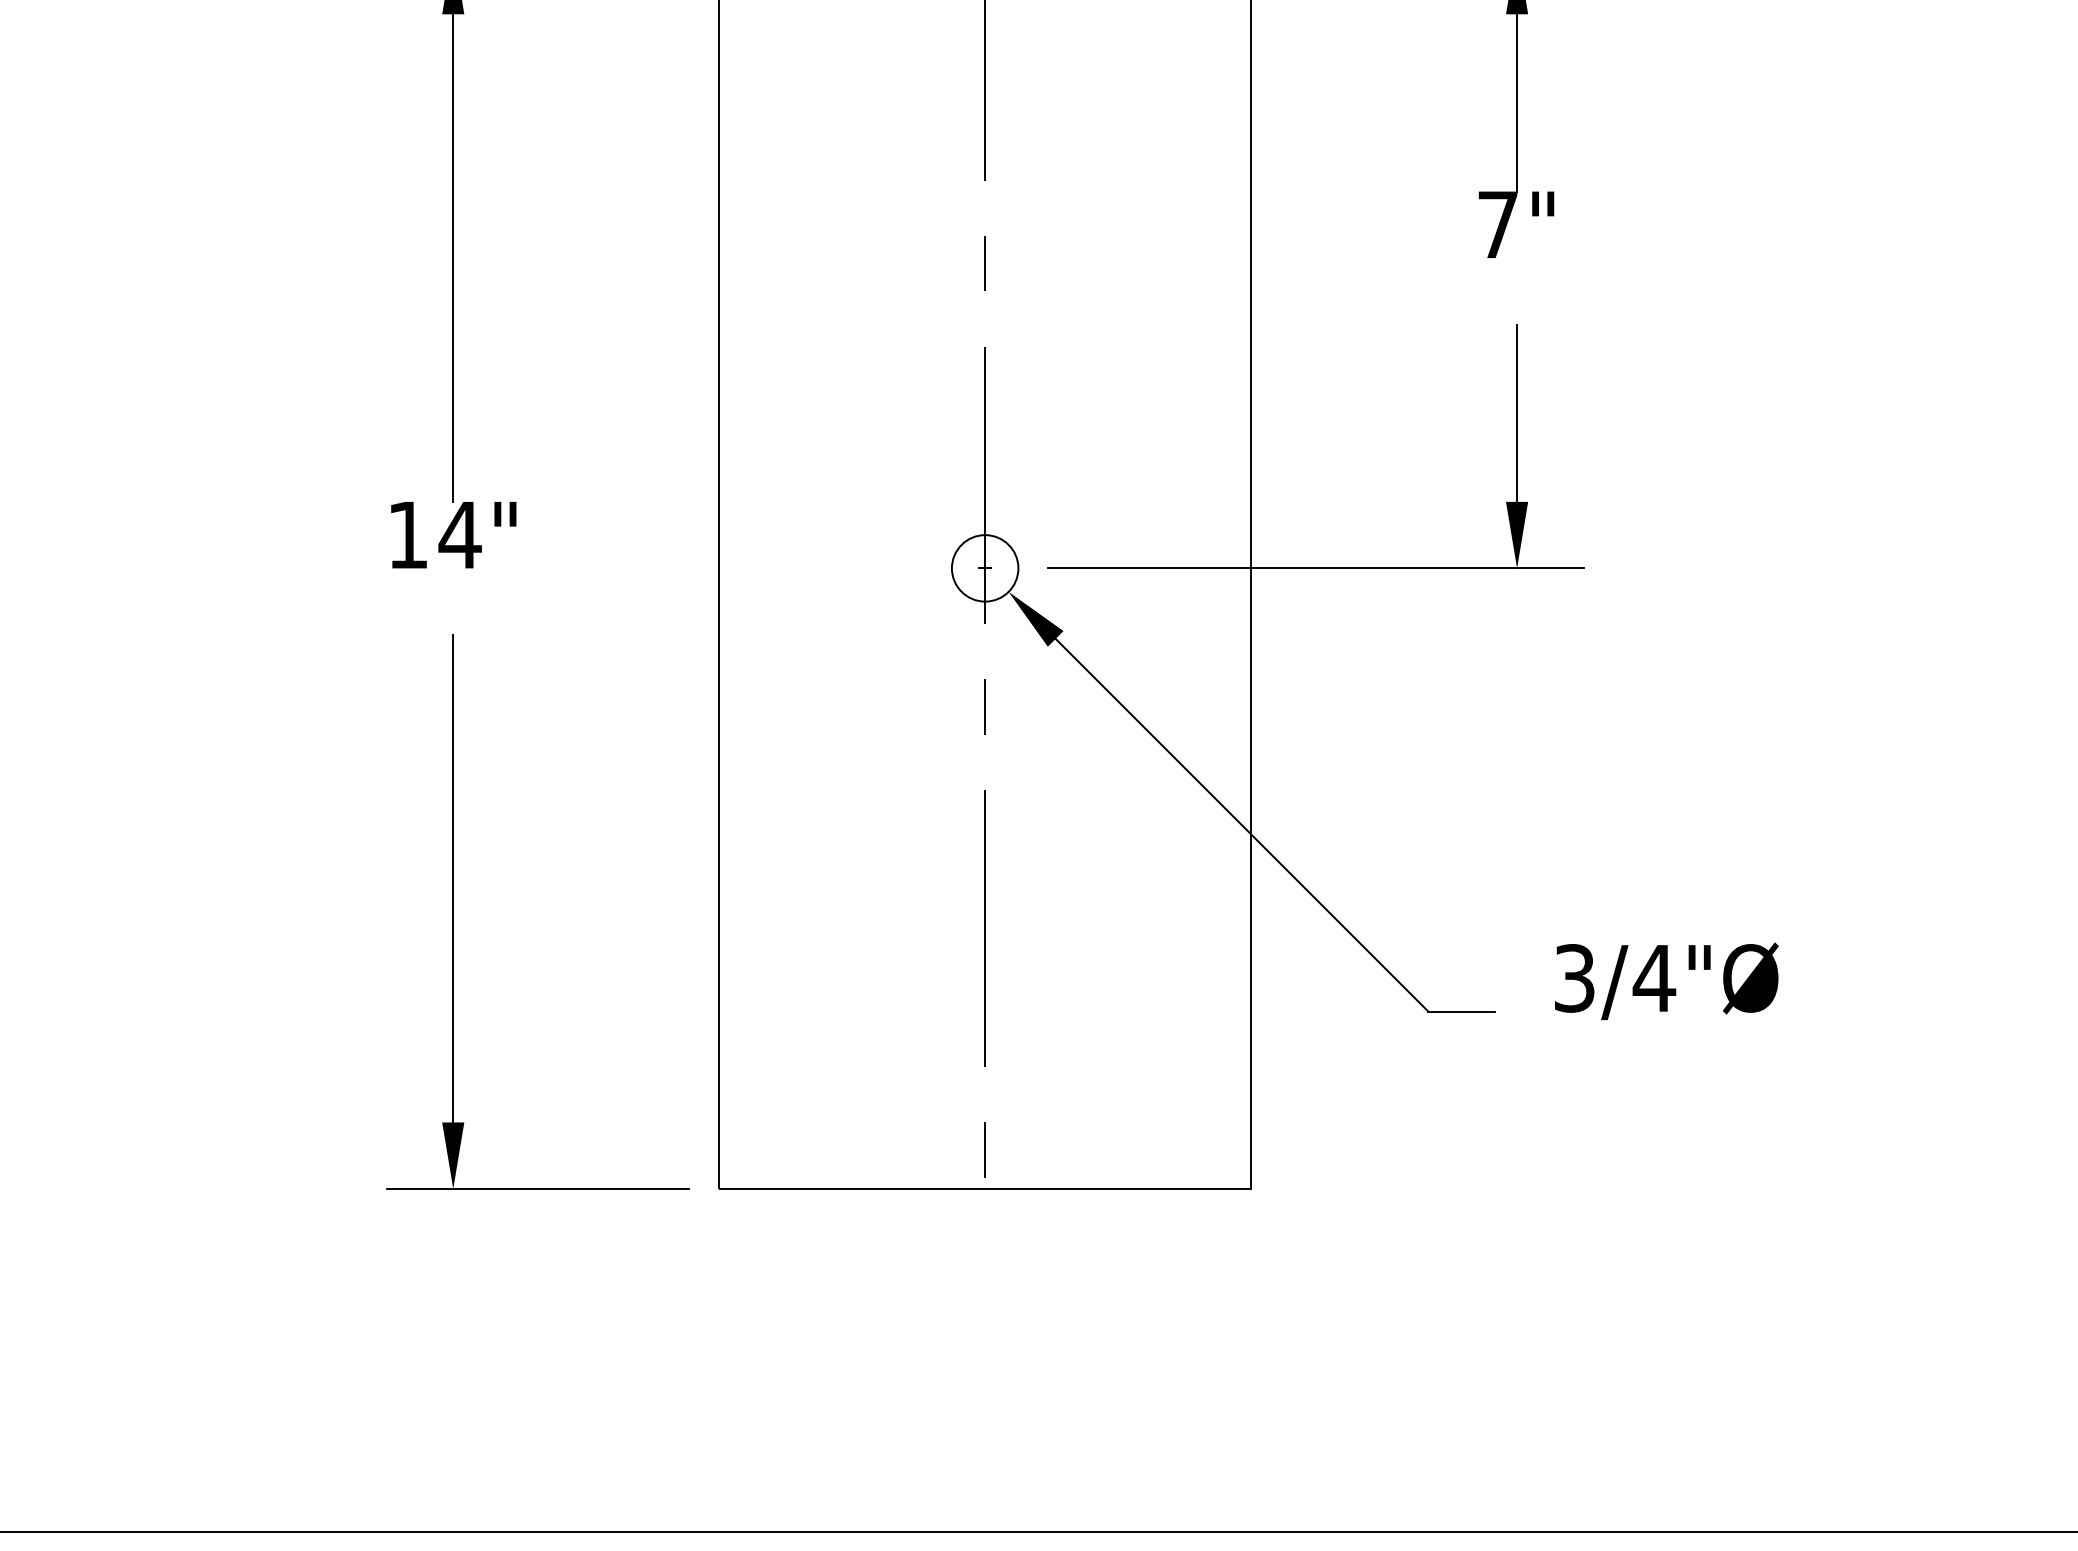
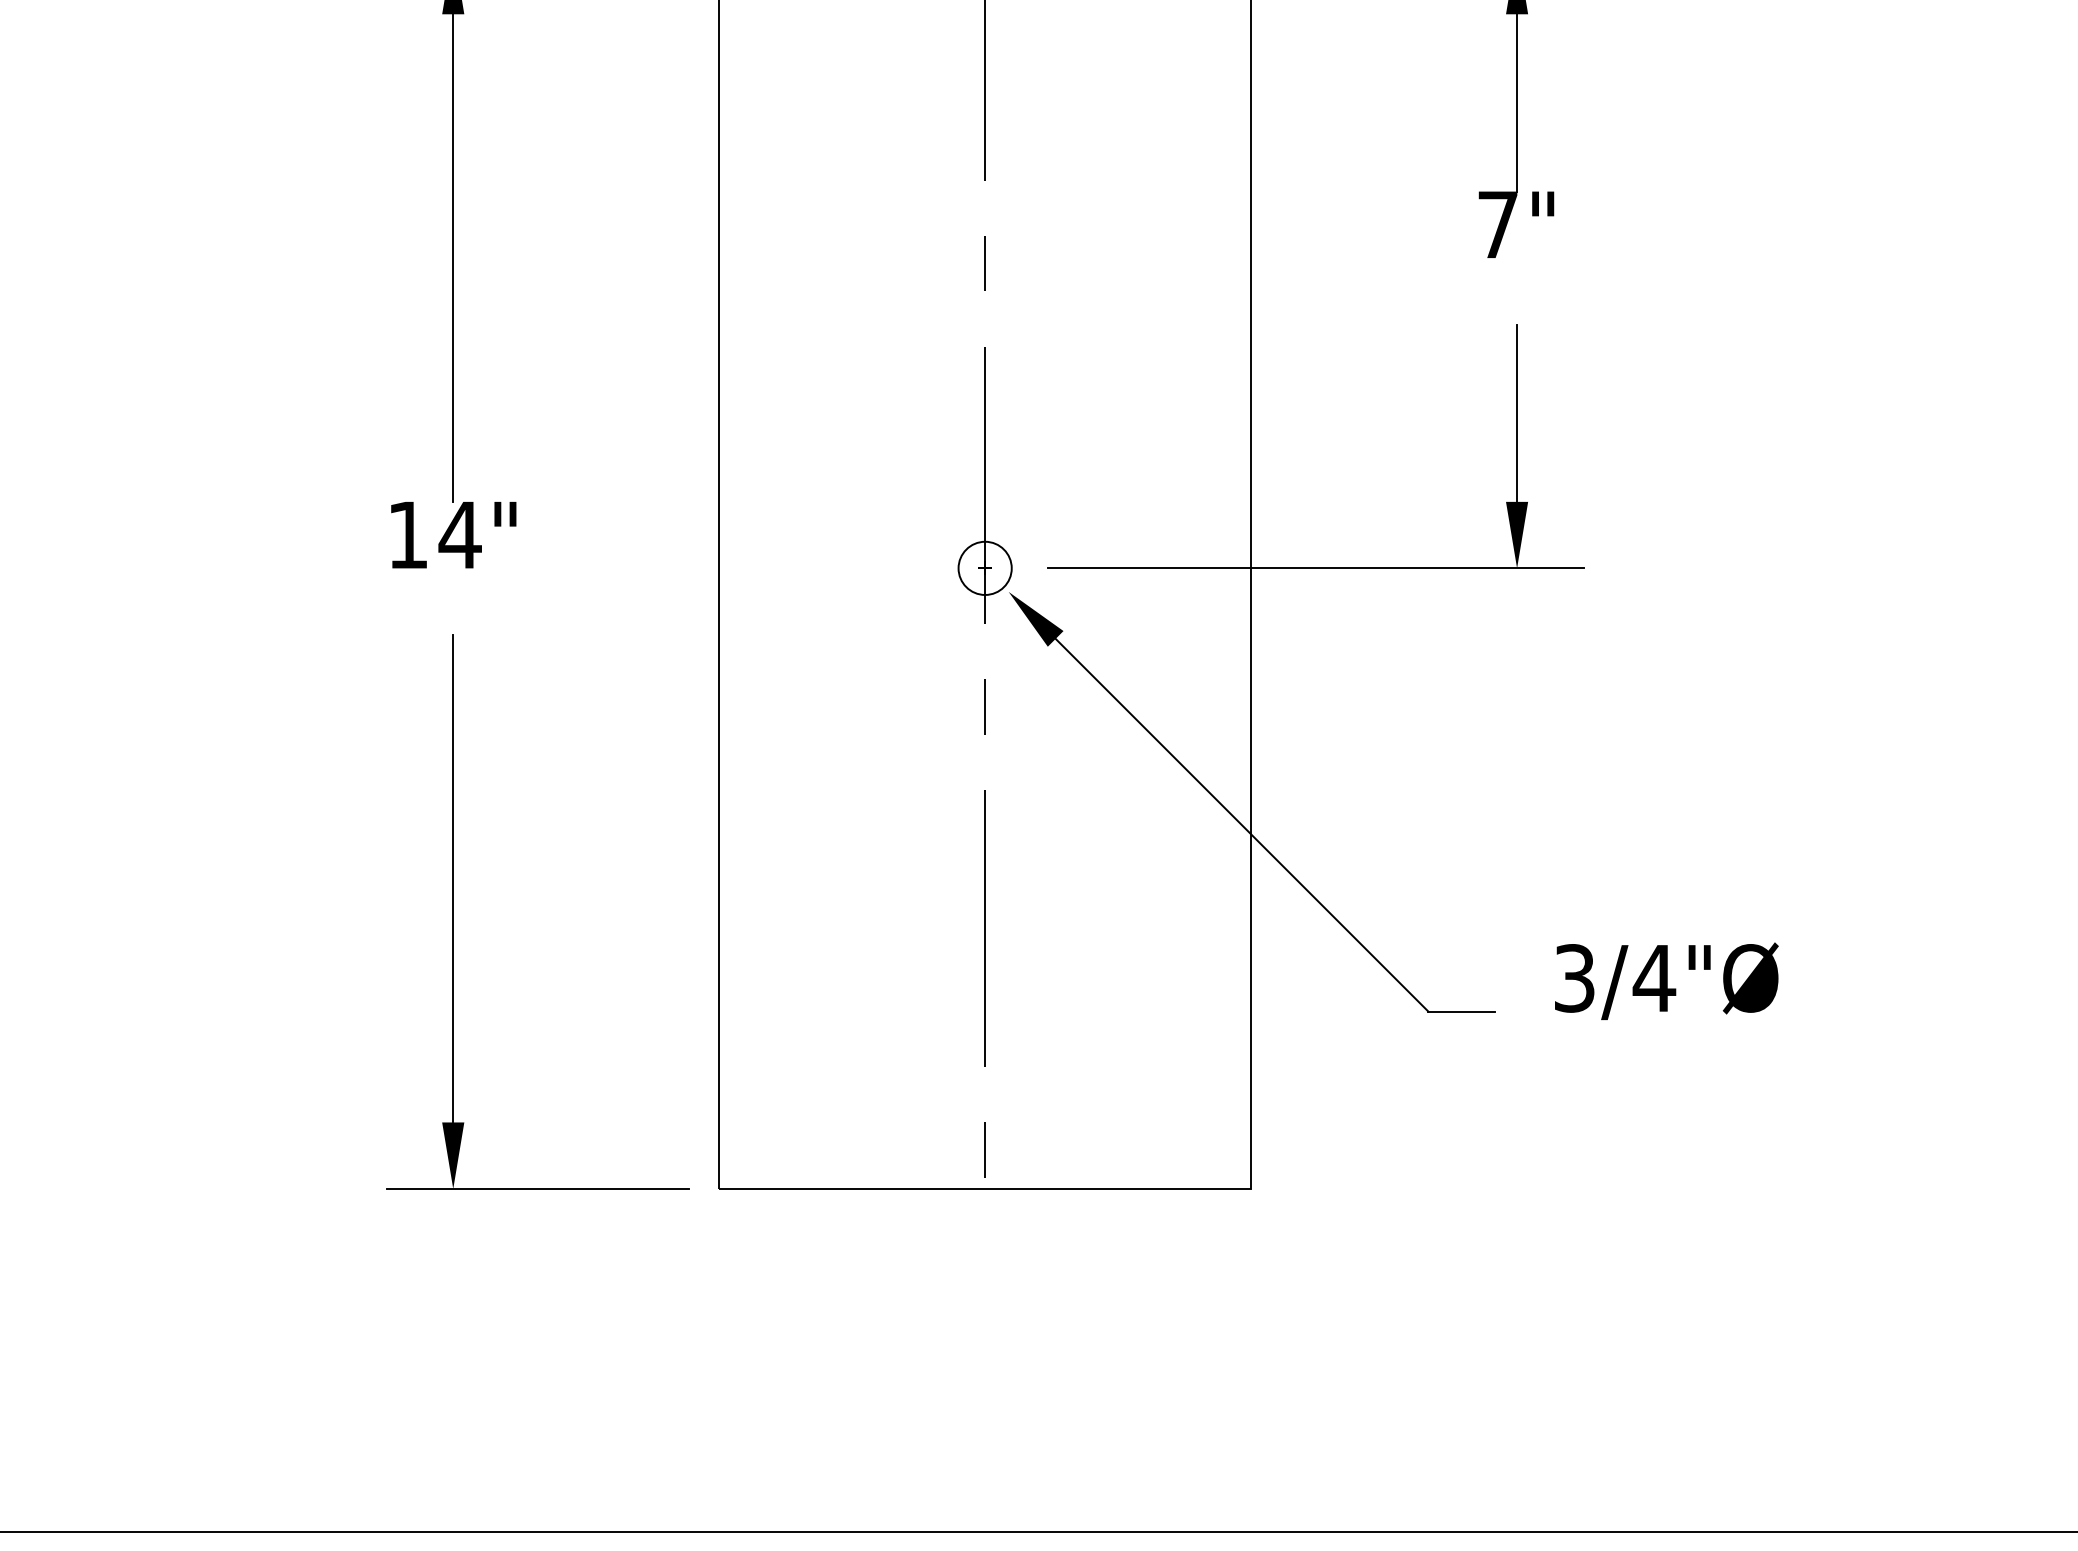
circle diameter: 66 px -> 53 px (984, 567)
